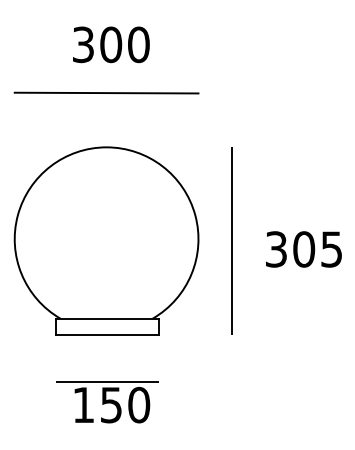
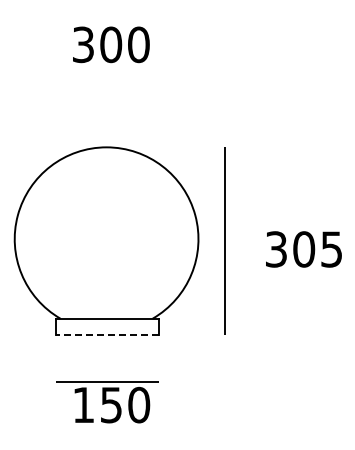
line: present -> none (106, 92)
line position: (231, 240) -> (224, 240) (224, 240)
line: solid -> dashed (106, 334)
